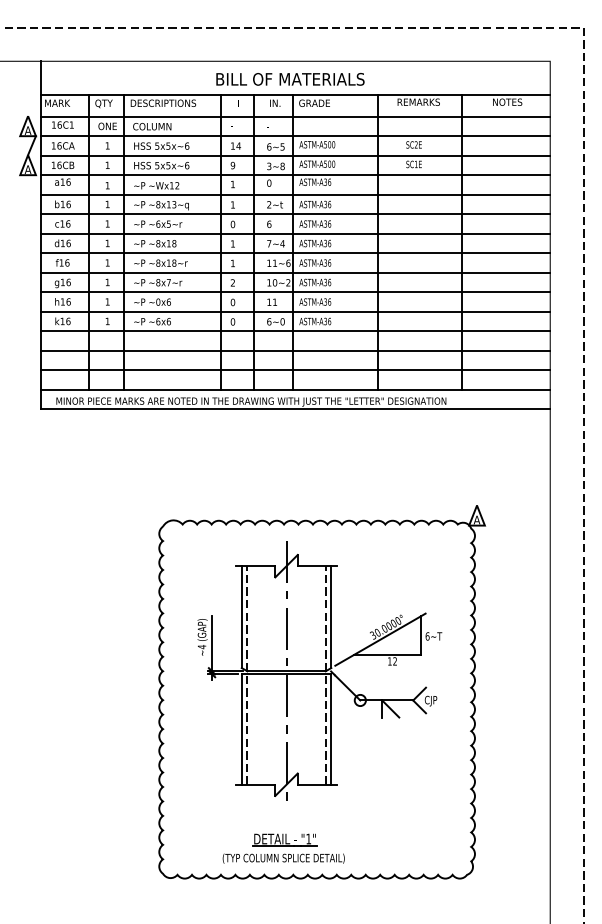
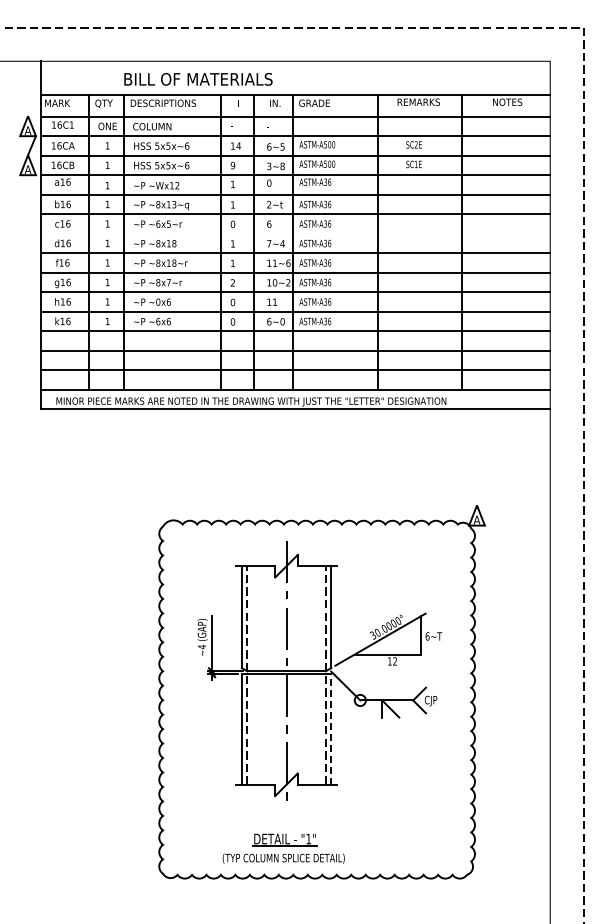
text position: (290, 79) -> (198, 79) (198, 79)
line: present -> none (295, 233)
line: solid -> dashed (331, 728)
